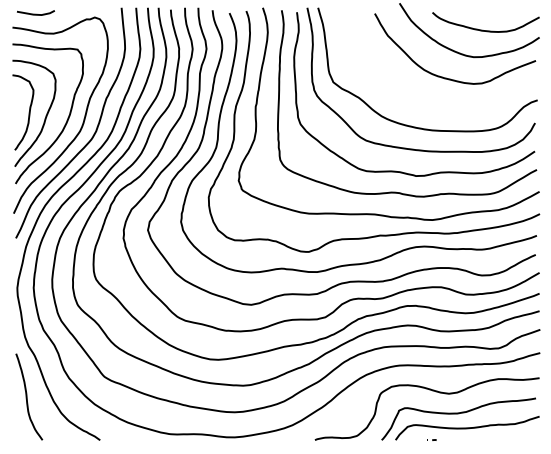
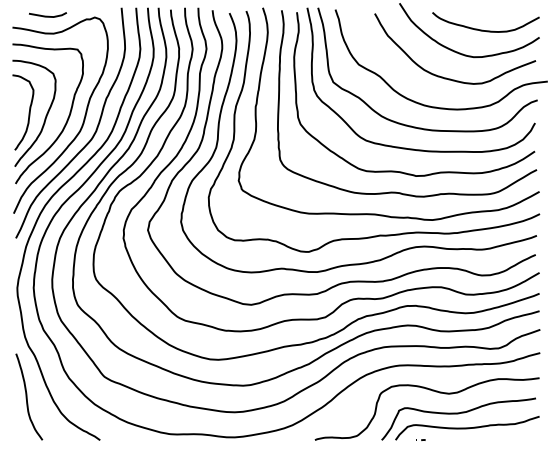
line position: (35, 13) -> (47, 15) (47, 15)
curve: none -> present (430, 105)
part position: (431, 439) -> (420, 439) (420, 439)
